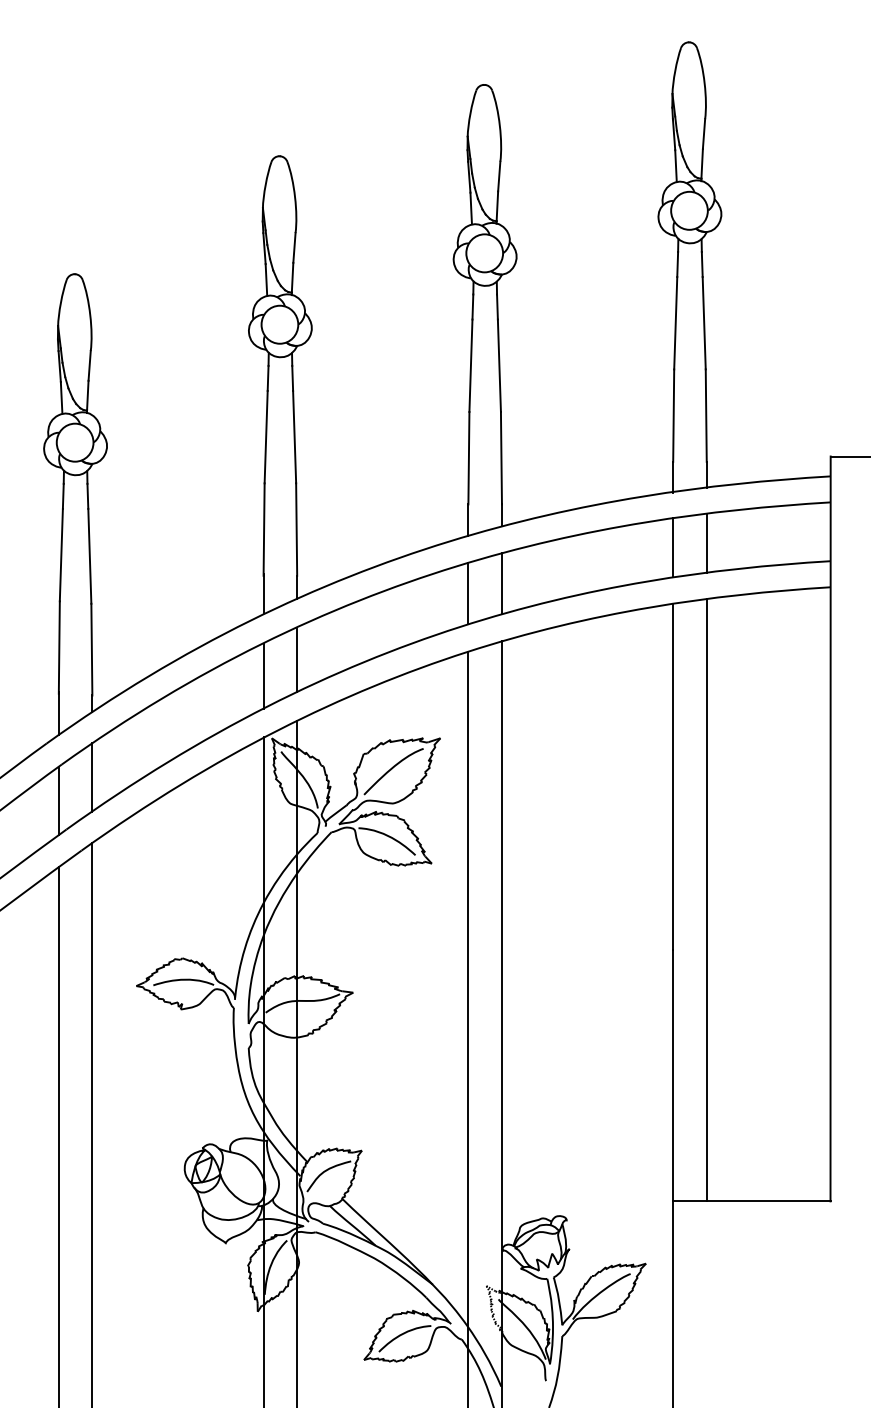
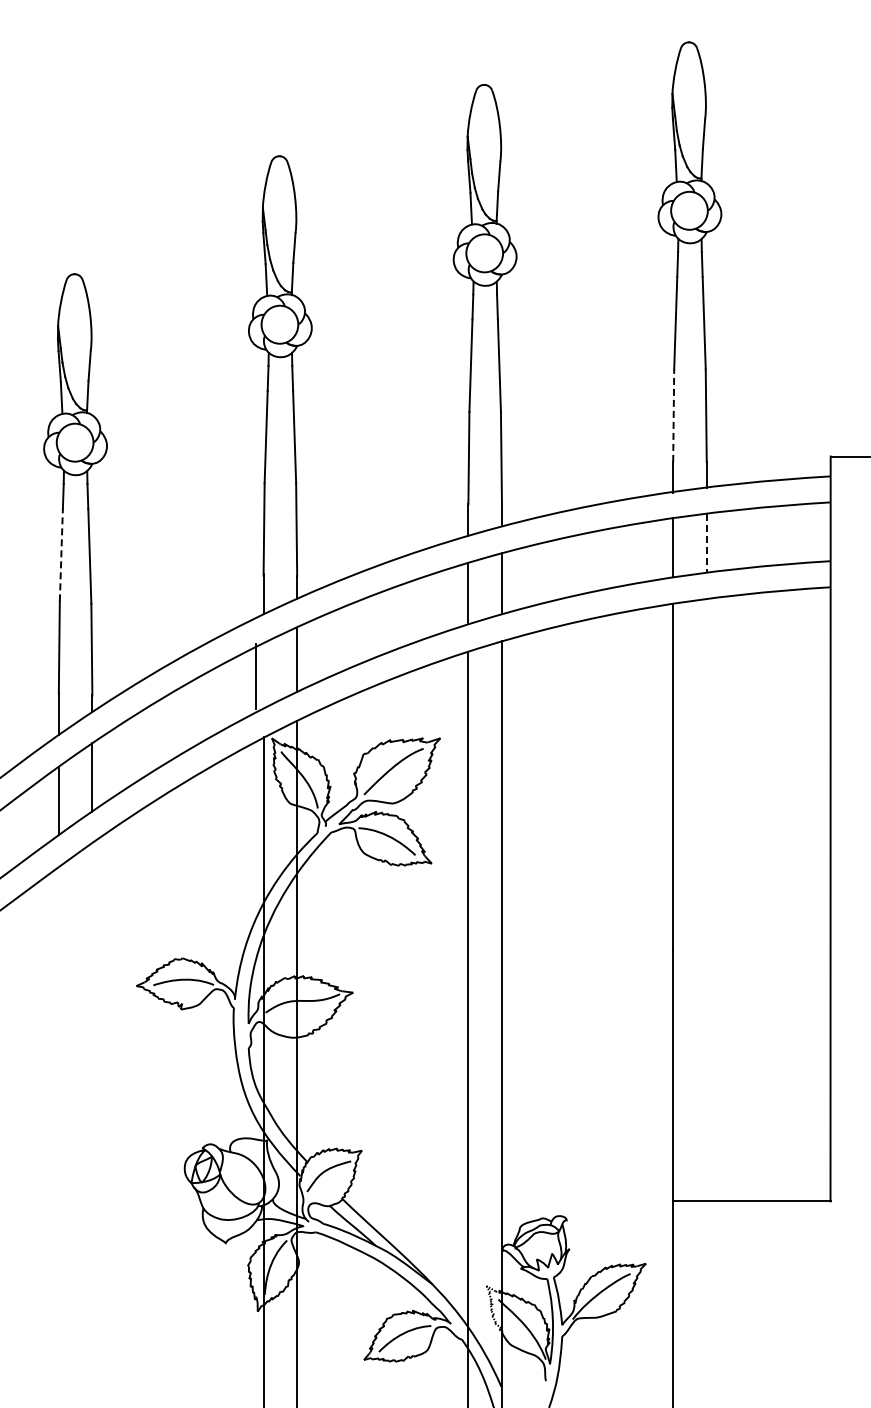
line: solid -> dashed (673, 415)
line: solid -> dashed (706, 543)
line: solid -> dashed (61, 554)
line position: (263, 675) -> (255, 675) (255, 675)
line: present -> none (706, 899)
line: present -> none (92, 1123)
line: present -> none (58, 1135)
